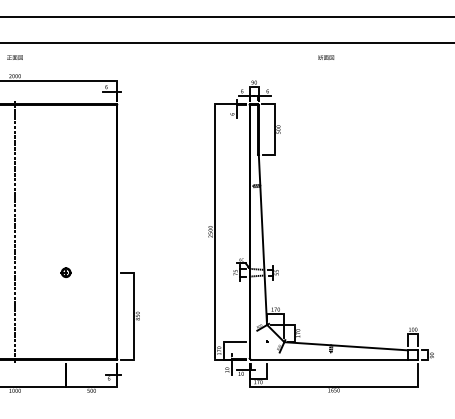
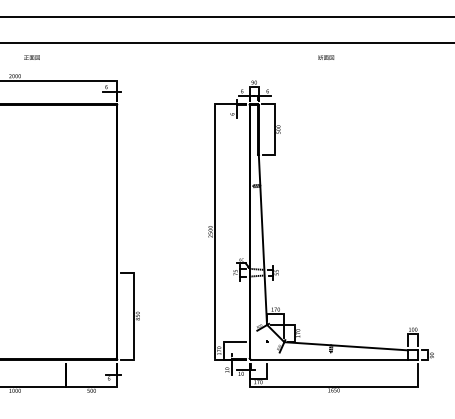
text position: (14, 57) -> (31, 57) (31, 57)
line: present -> none (15, 231)
part: present -> none (65, 272)
